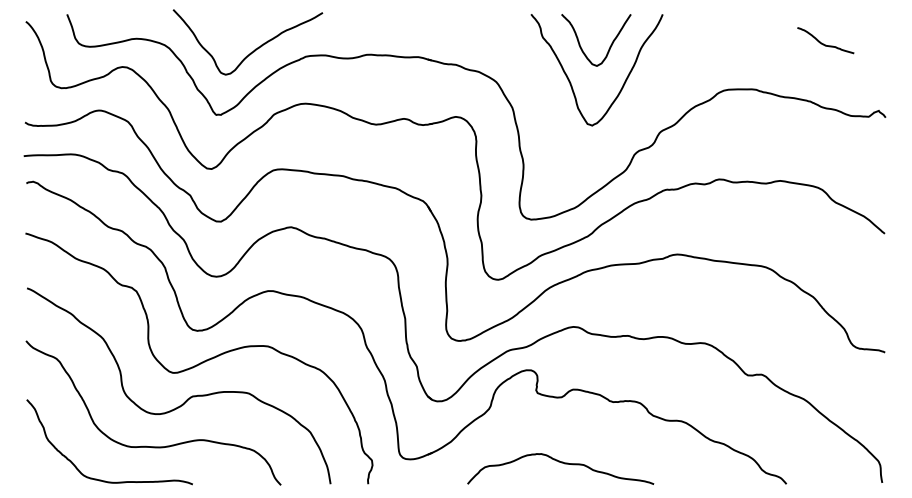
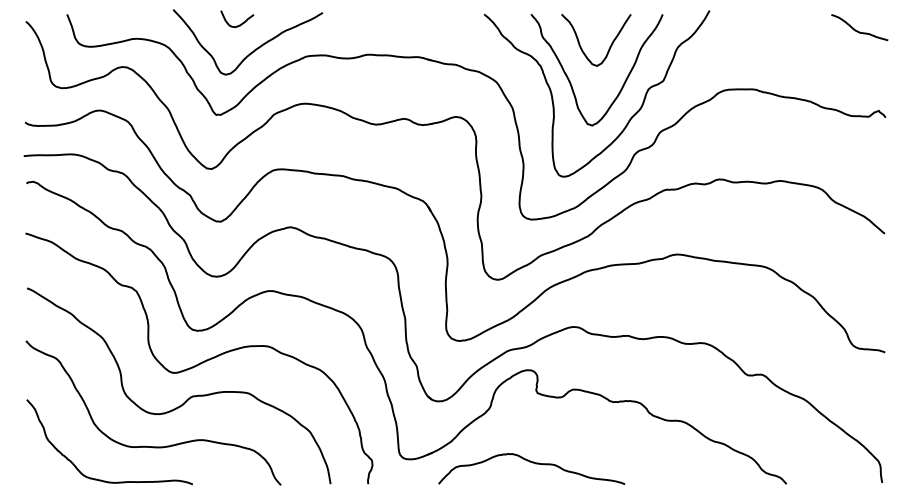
curve: none -> present (239, 24)
curve position: (823, 43) -> (857, 30) (857, 30)
curve: none -> present (630, 117)
curve position: (561, 463) -> (532, 463) (532, 463)
